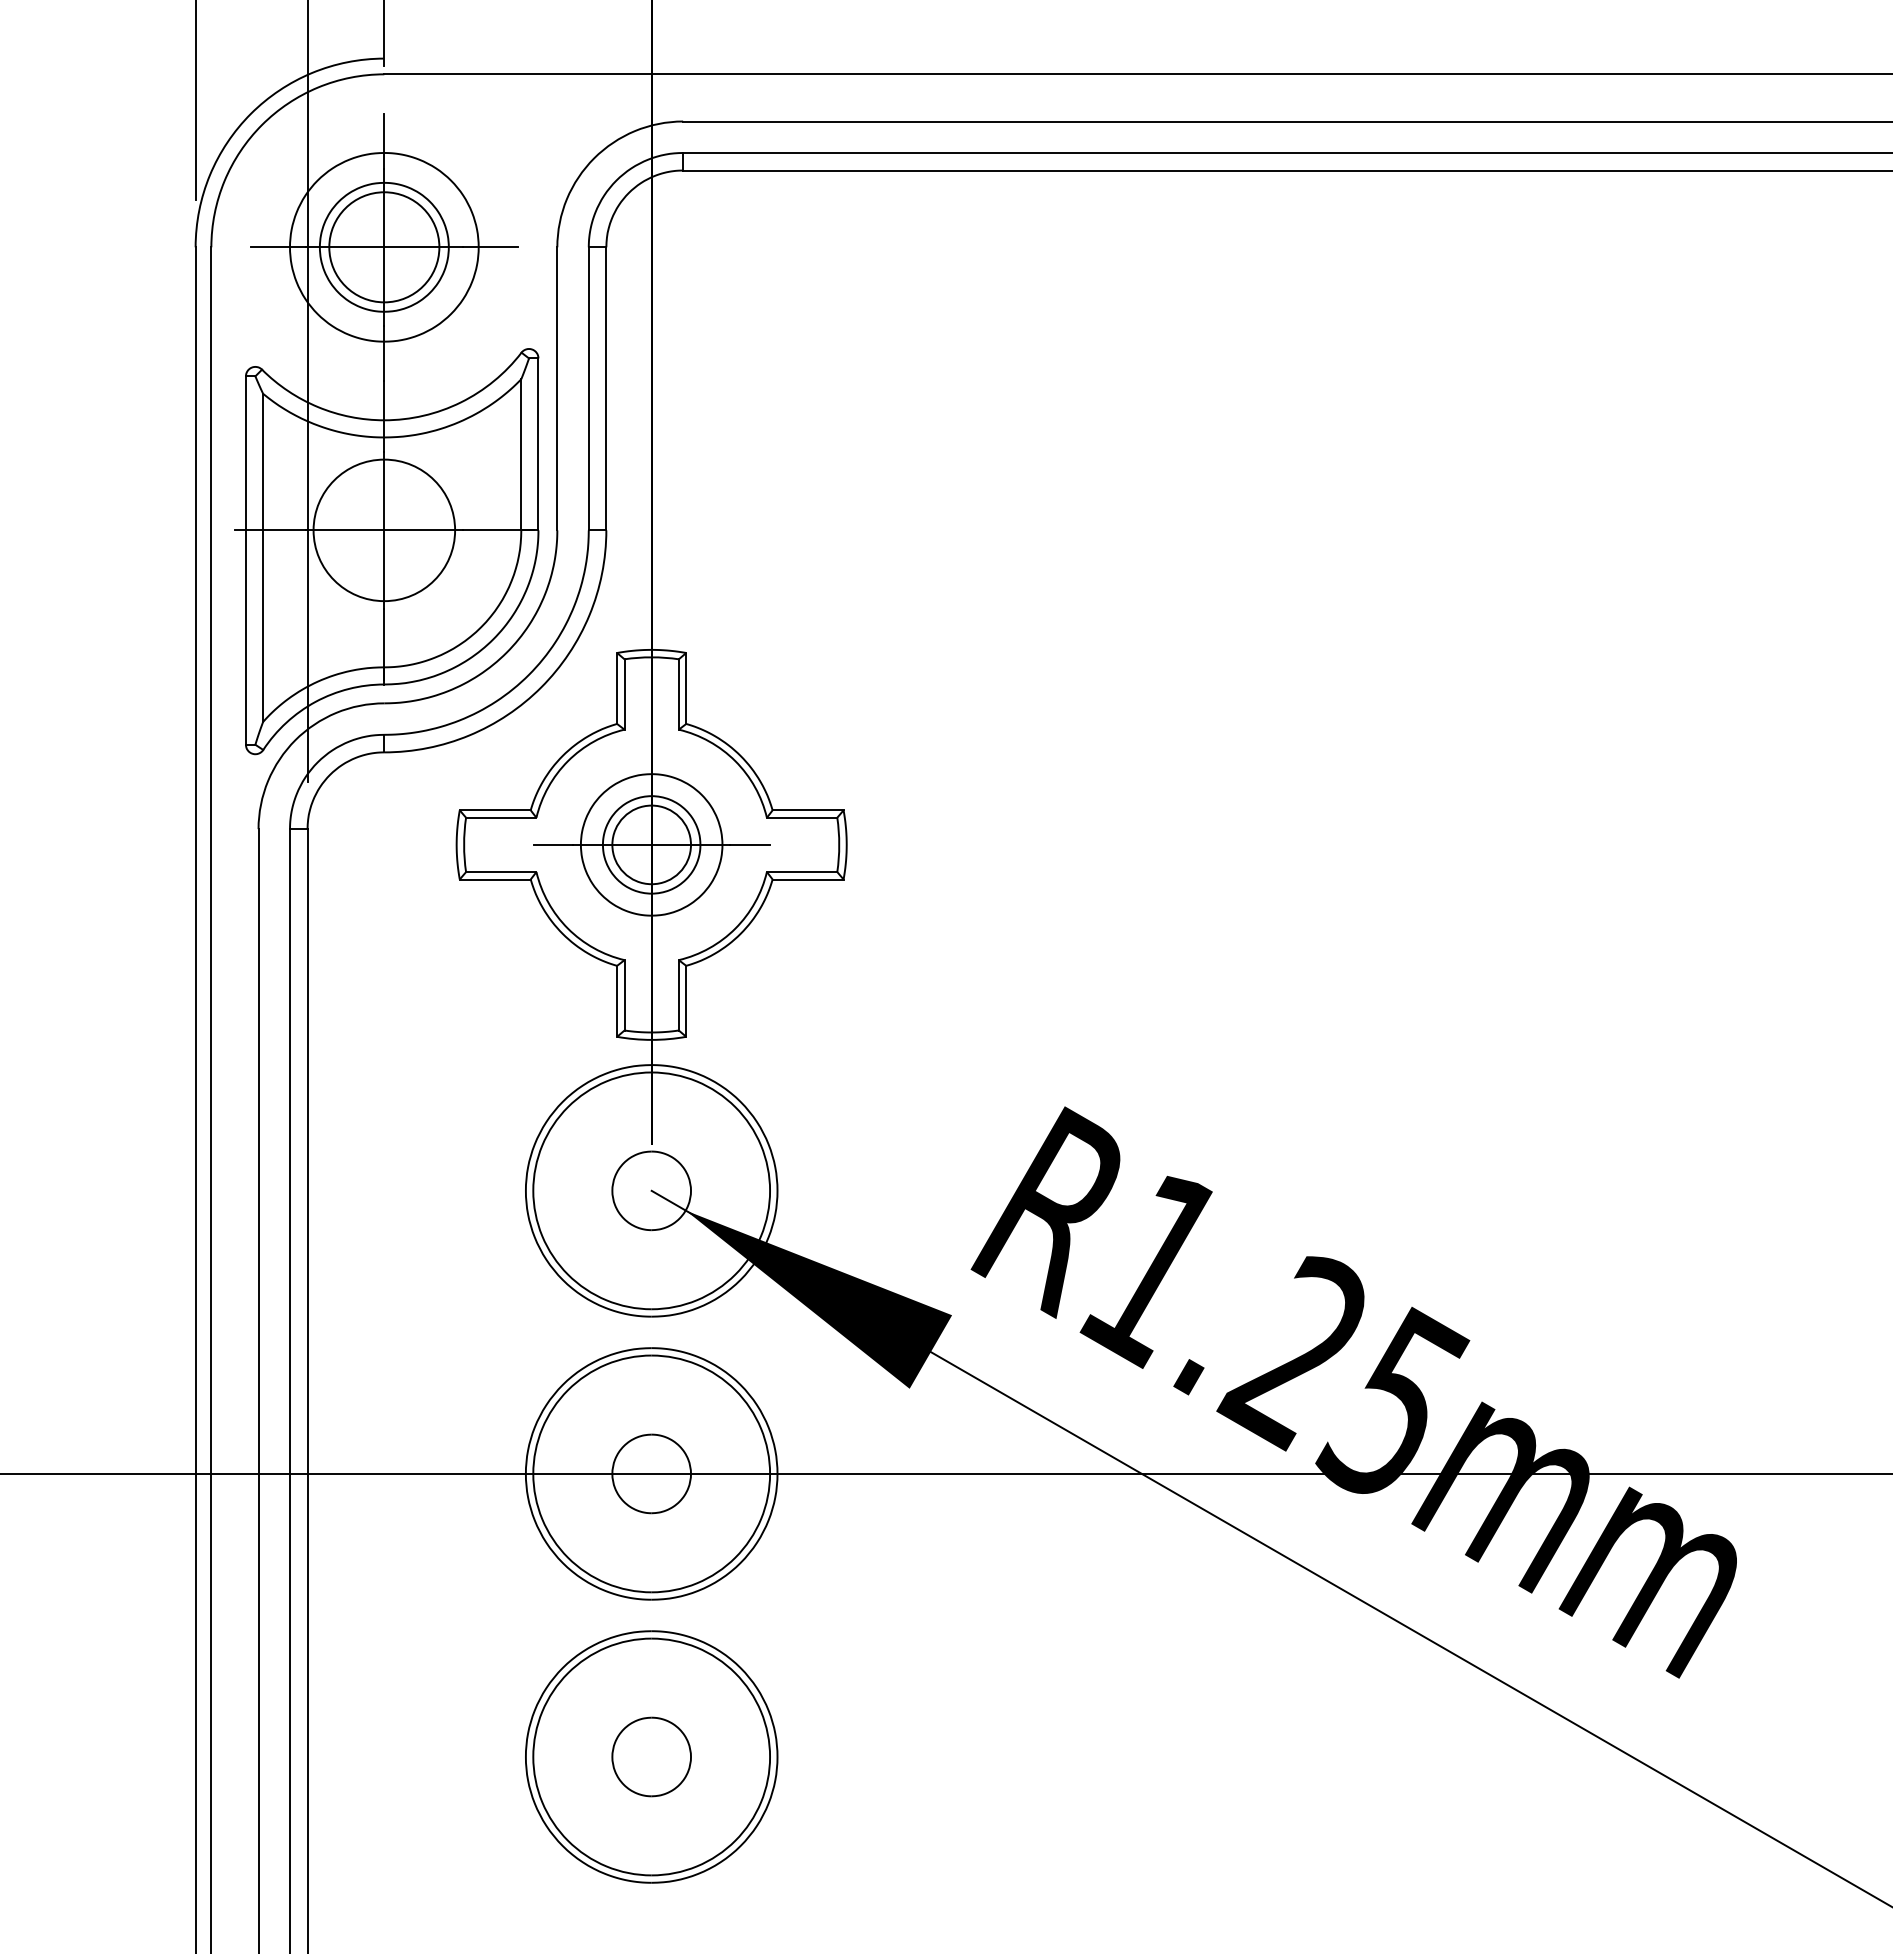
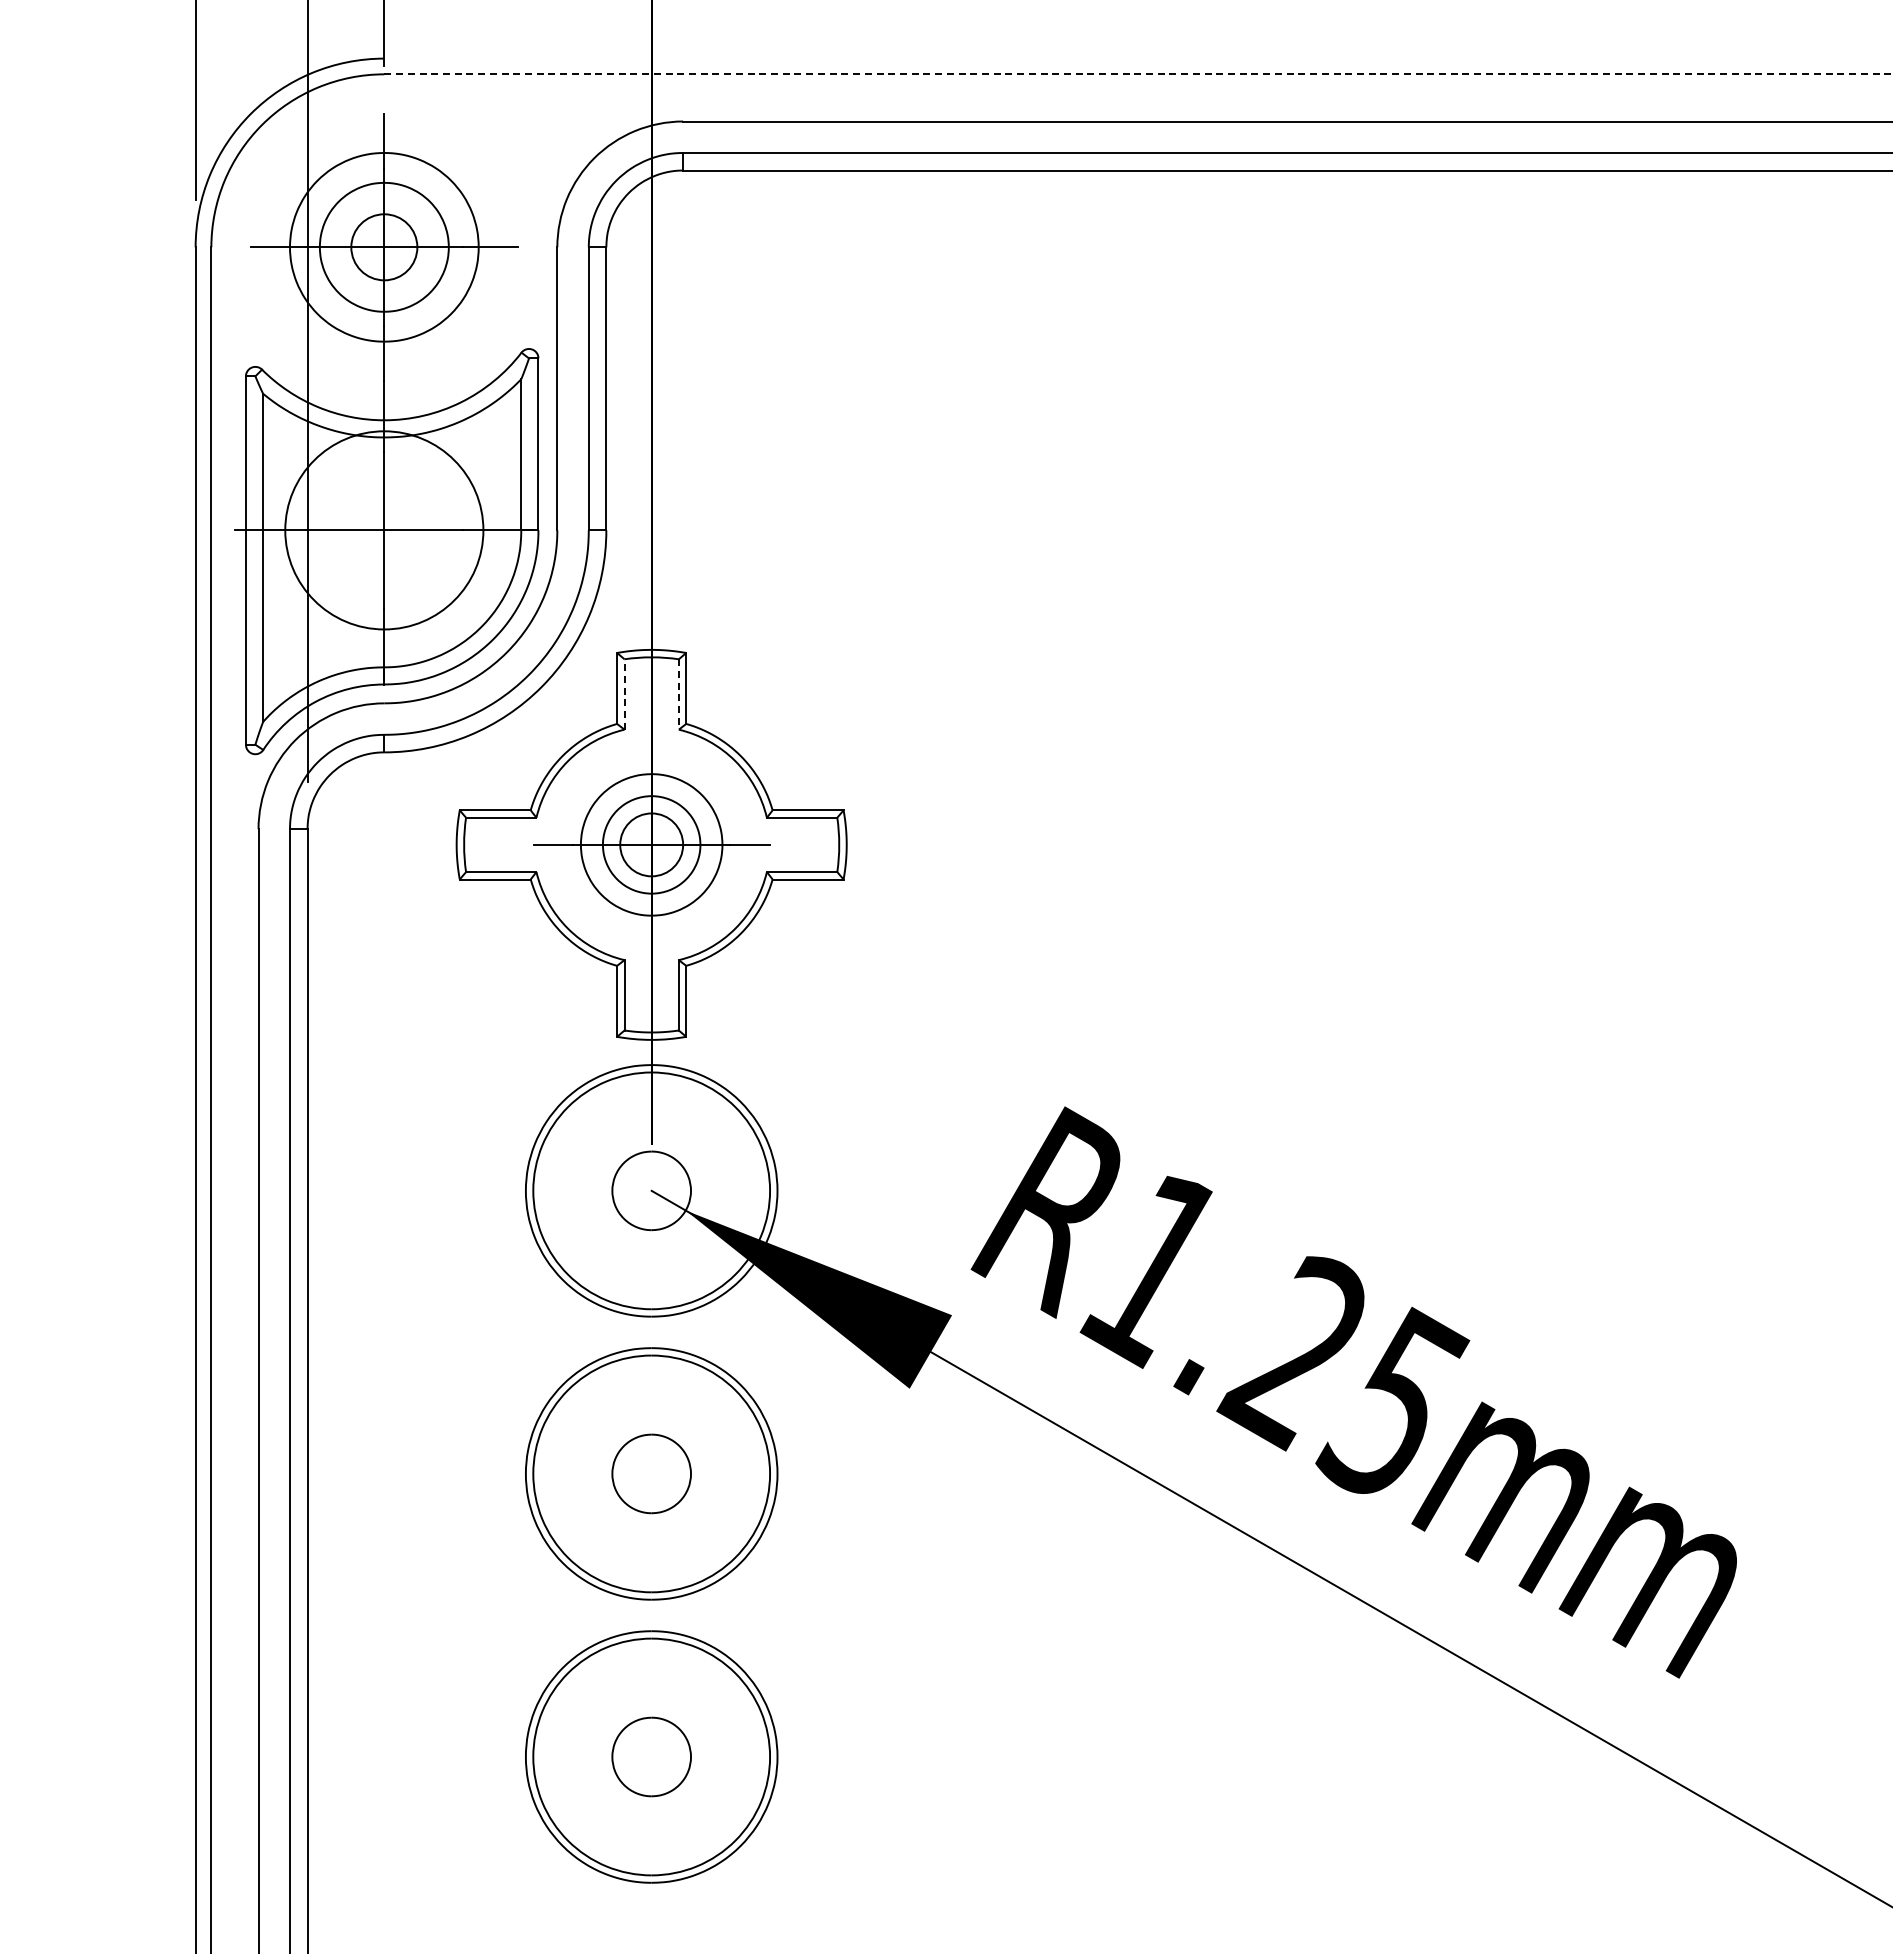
line: solid -> dashed (1138, 74)
circle diameter: 110 px -> 66 px (384, 247)
circle diameter: 142 px -> 198 px (384, 530)
line: solid -> dashed (624, 694)
line: solid -> dashed (678, 694)
circle diameter: 79 px -> 63 px (651, 844)
line: present -> none (945, 1473)
